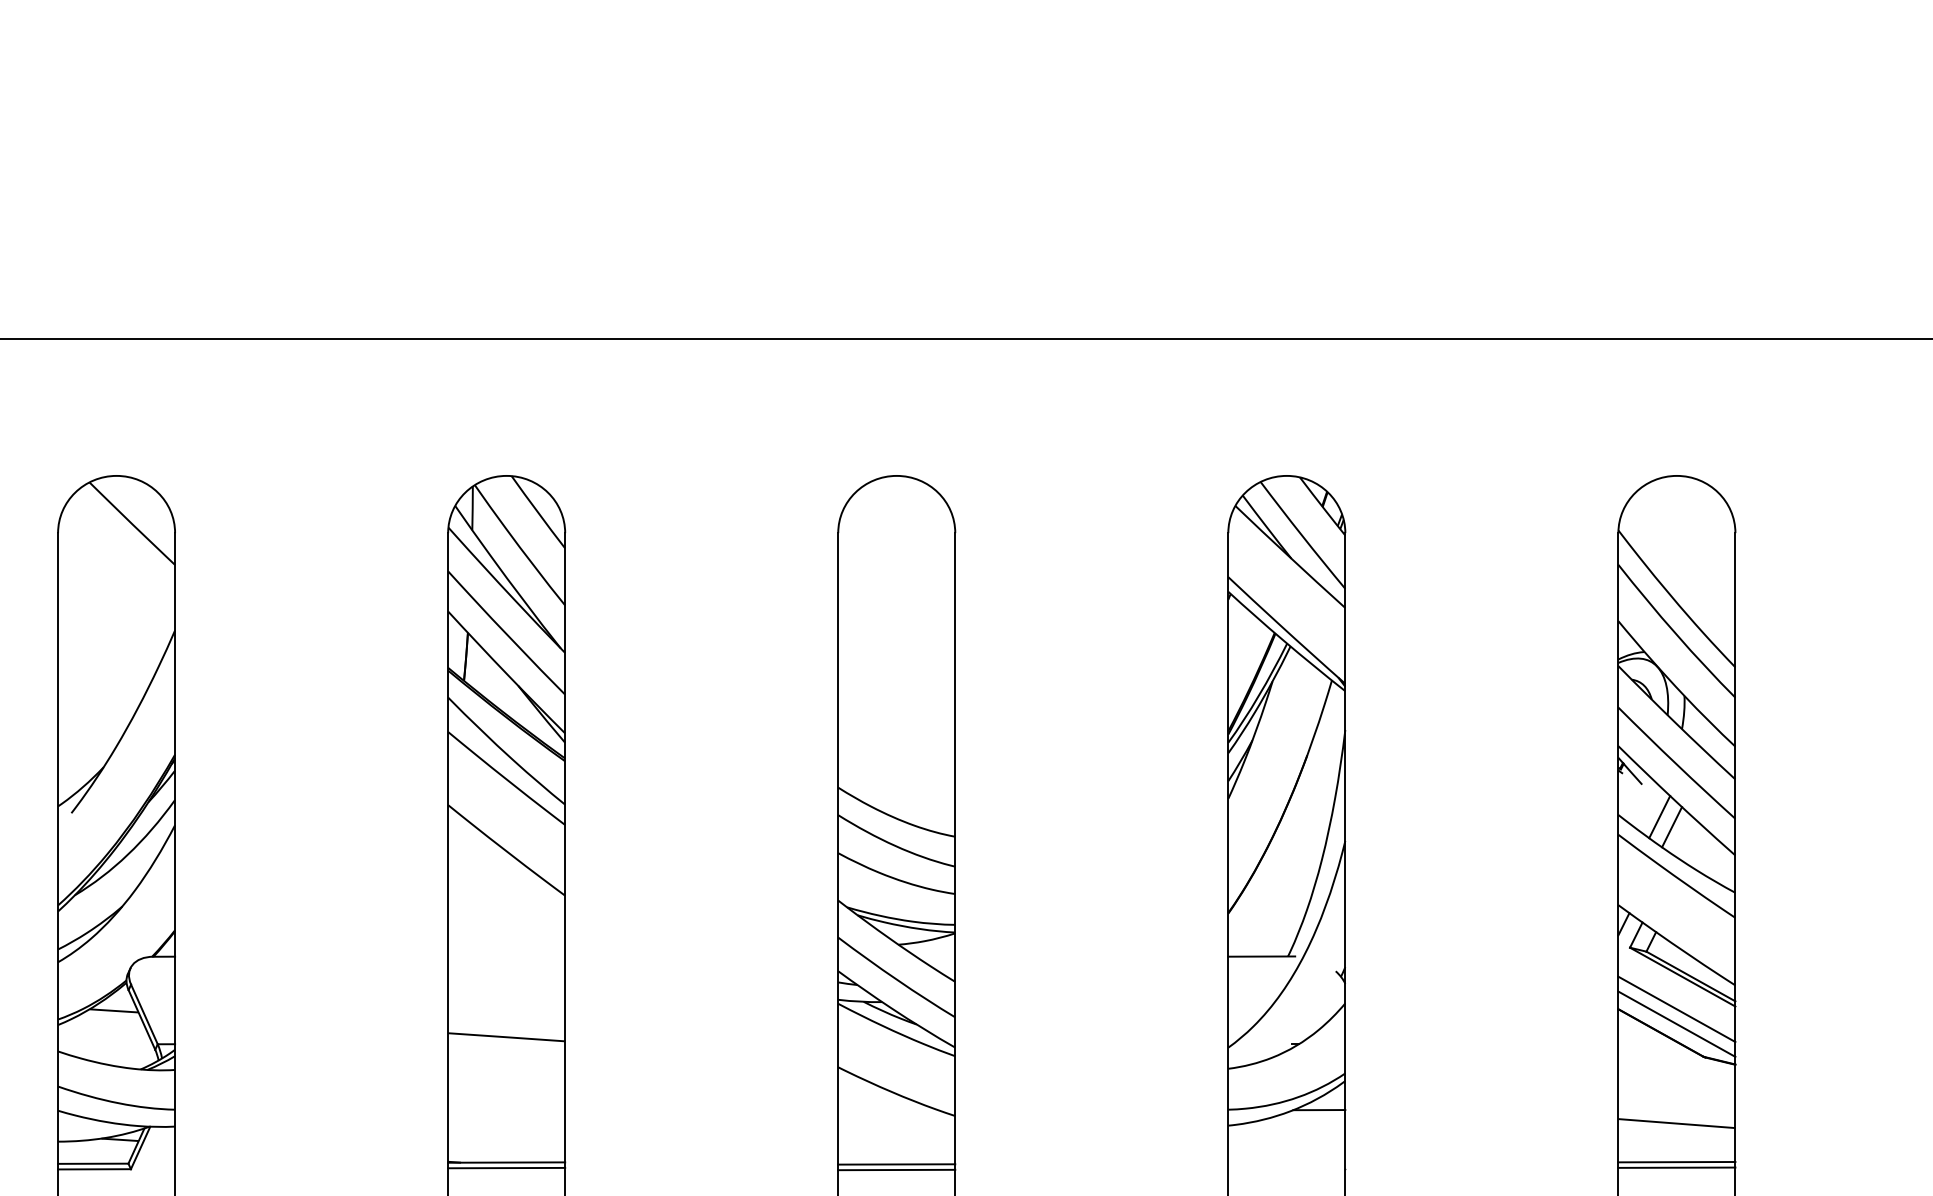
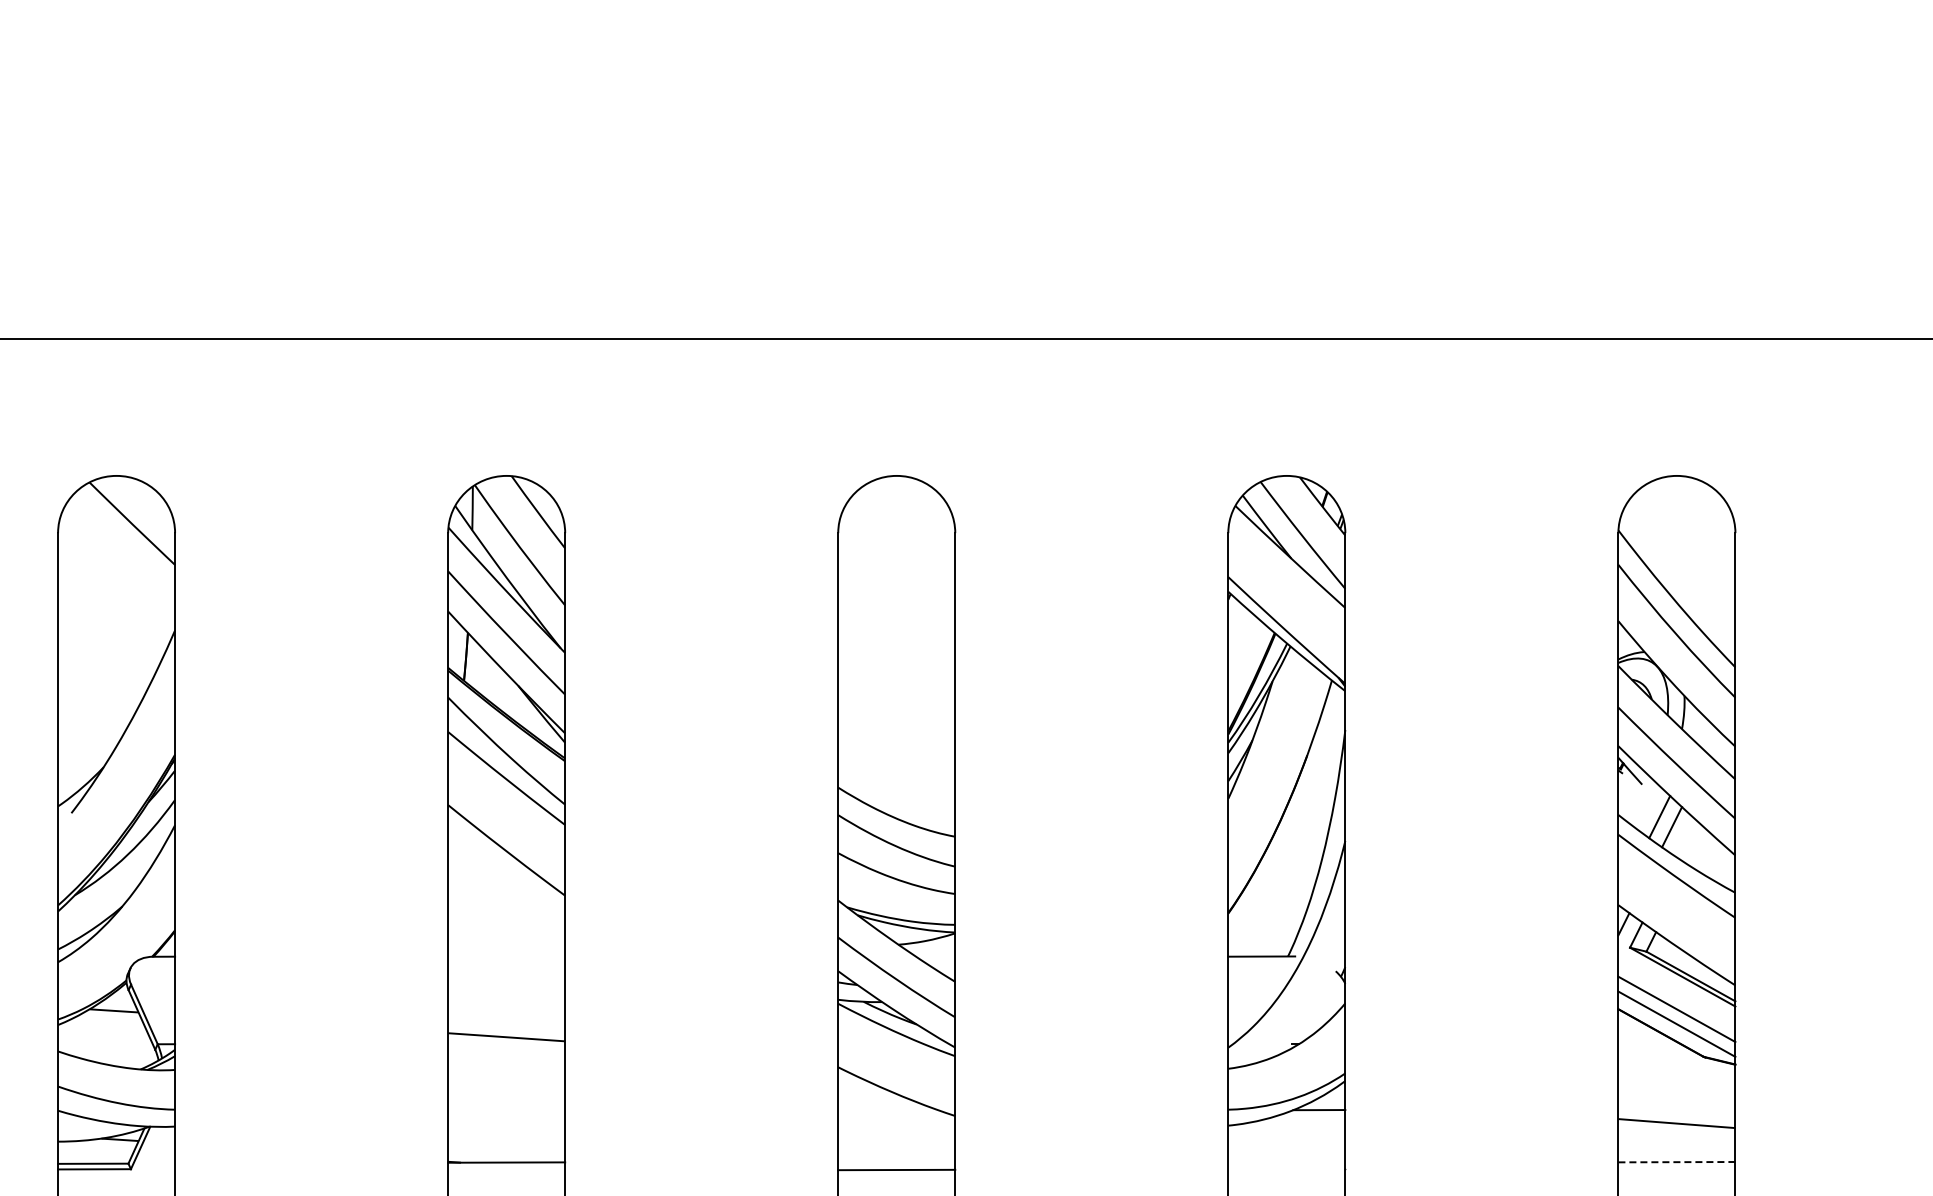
line: solid -> dashed (1676, 1162)
line: present -> none (896, 1164)
line: present -> none (506, 1167)
line: present -> none (1676, 1167)
